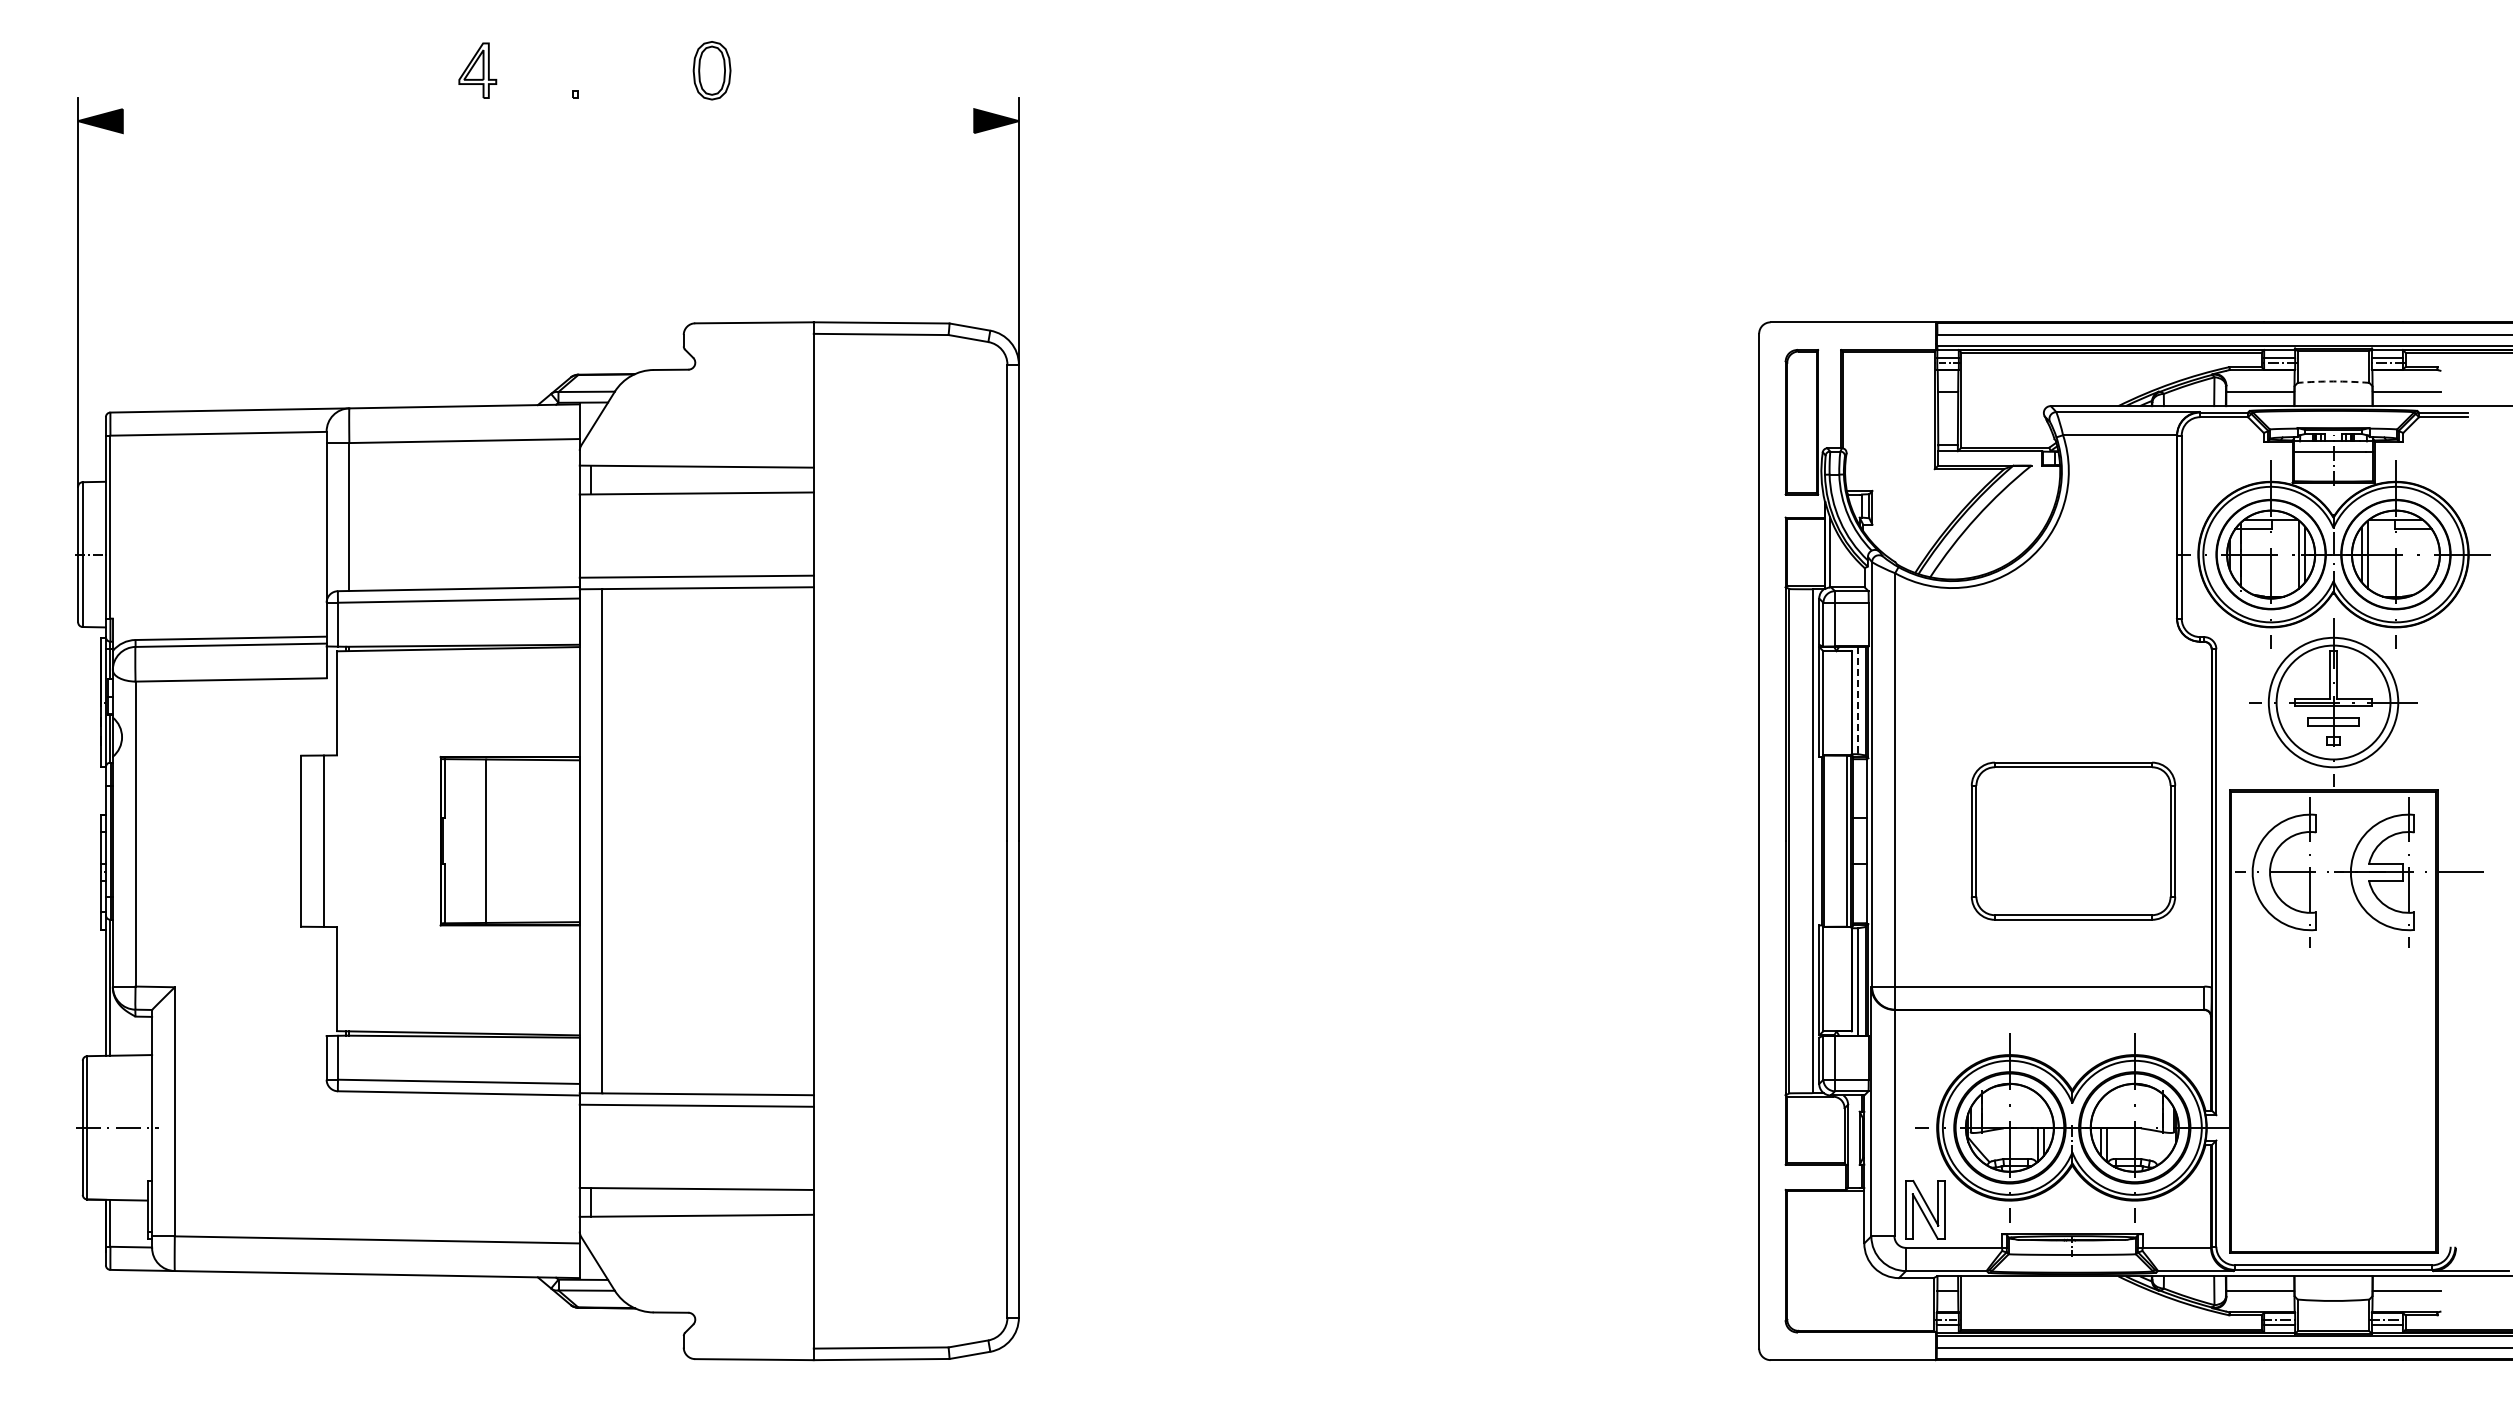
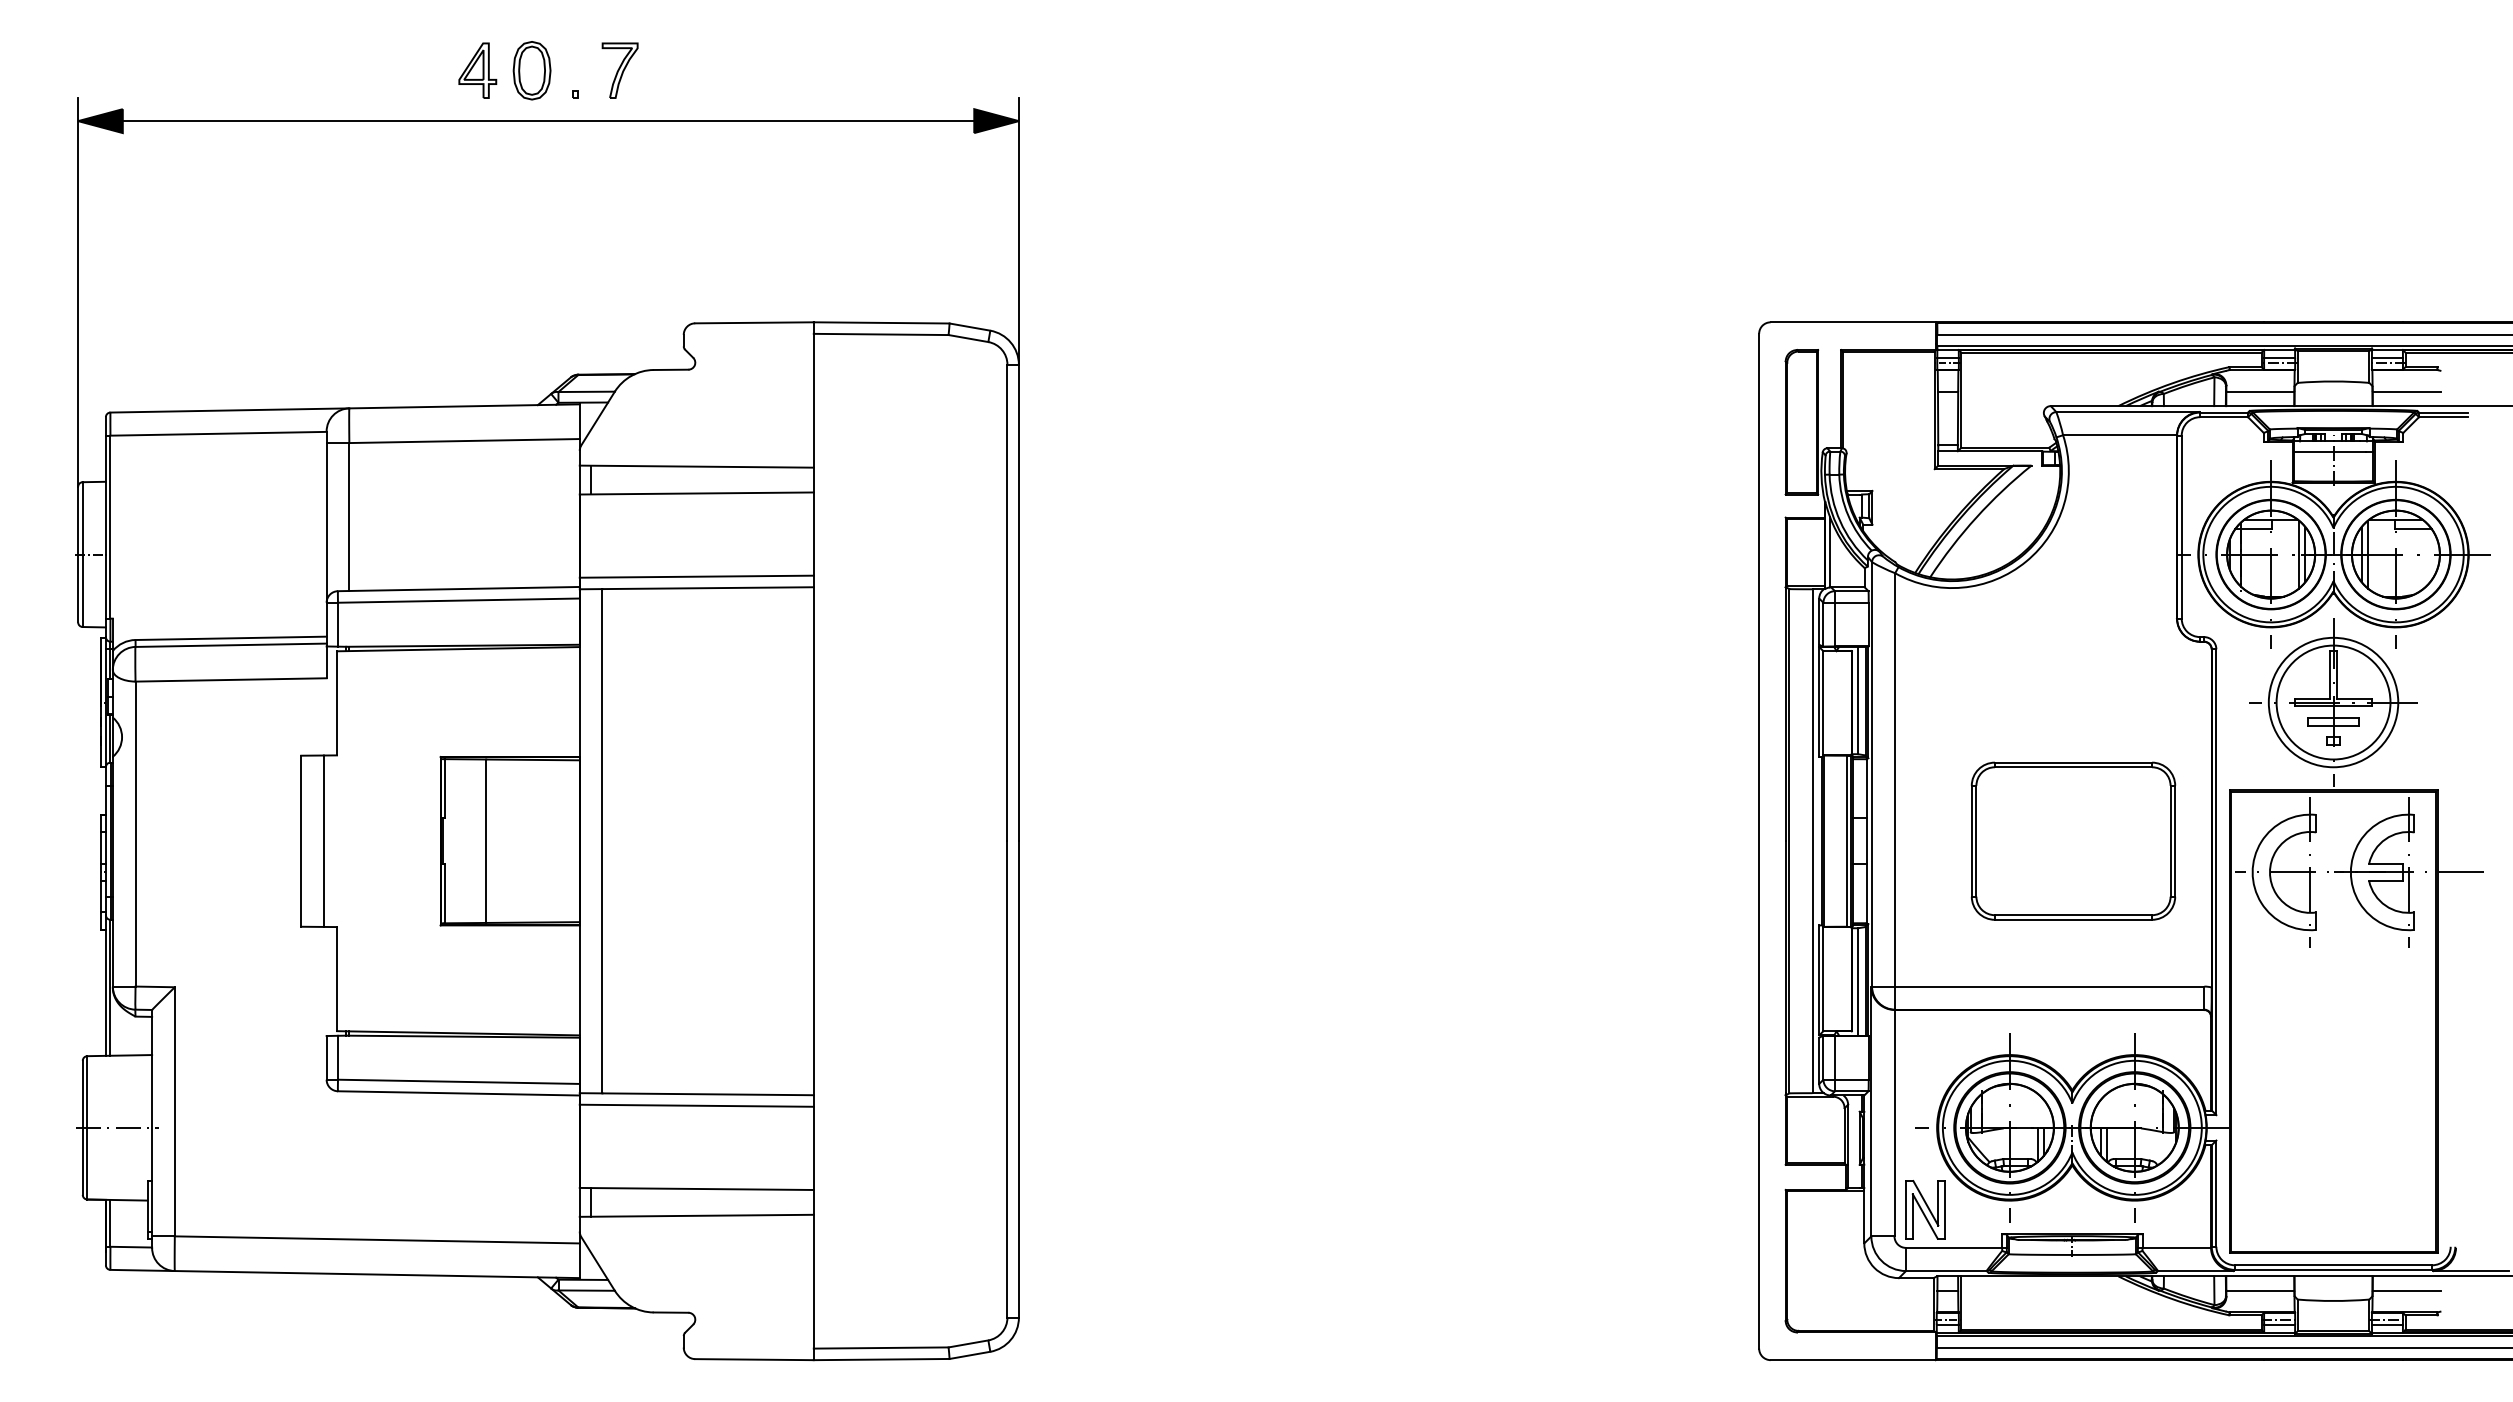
part: none -> present (619, 70)
part position: (711, 70) -> (531, 70) (531, 70)
line: none -> present (548, 121)
arc: dashed -> solid (2333, 381)
line: dashed -> solid (1857, 700)
